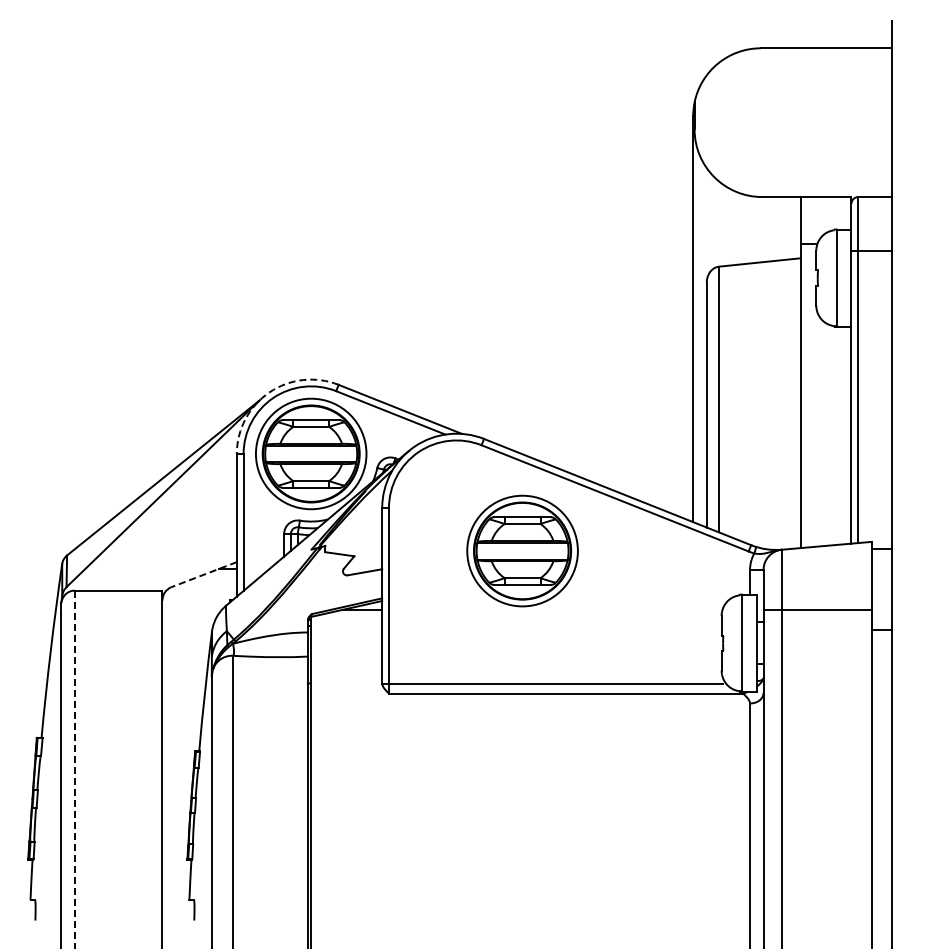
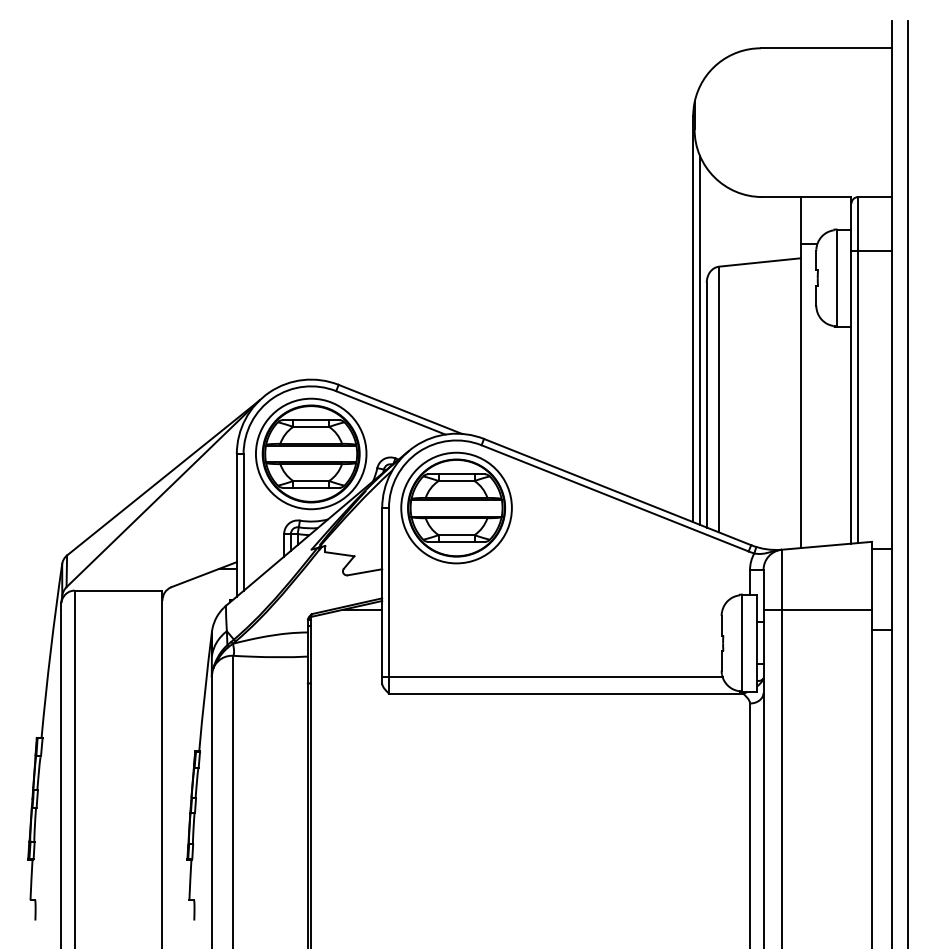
line: none -> present (700, 339)
arc: dashed -> solid (269, 392)
line: none -> present (907, 483)
part position: (522, 550) -> (456, 507) (456, 507)
line: dashed -> solid (203, 574)
line position: (552, 684) -> (552, 677) (552, 677)
line: dashed -> solid (74, 769)
